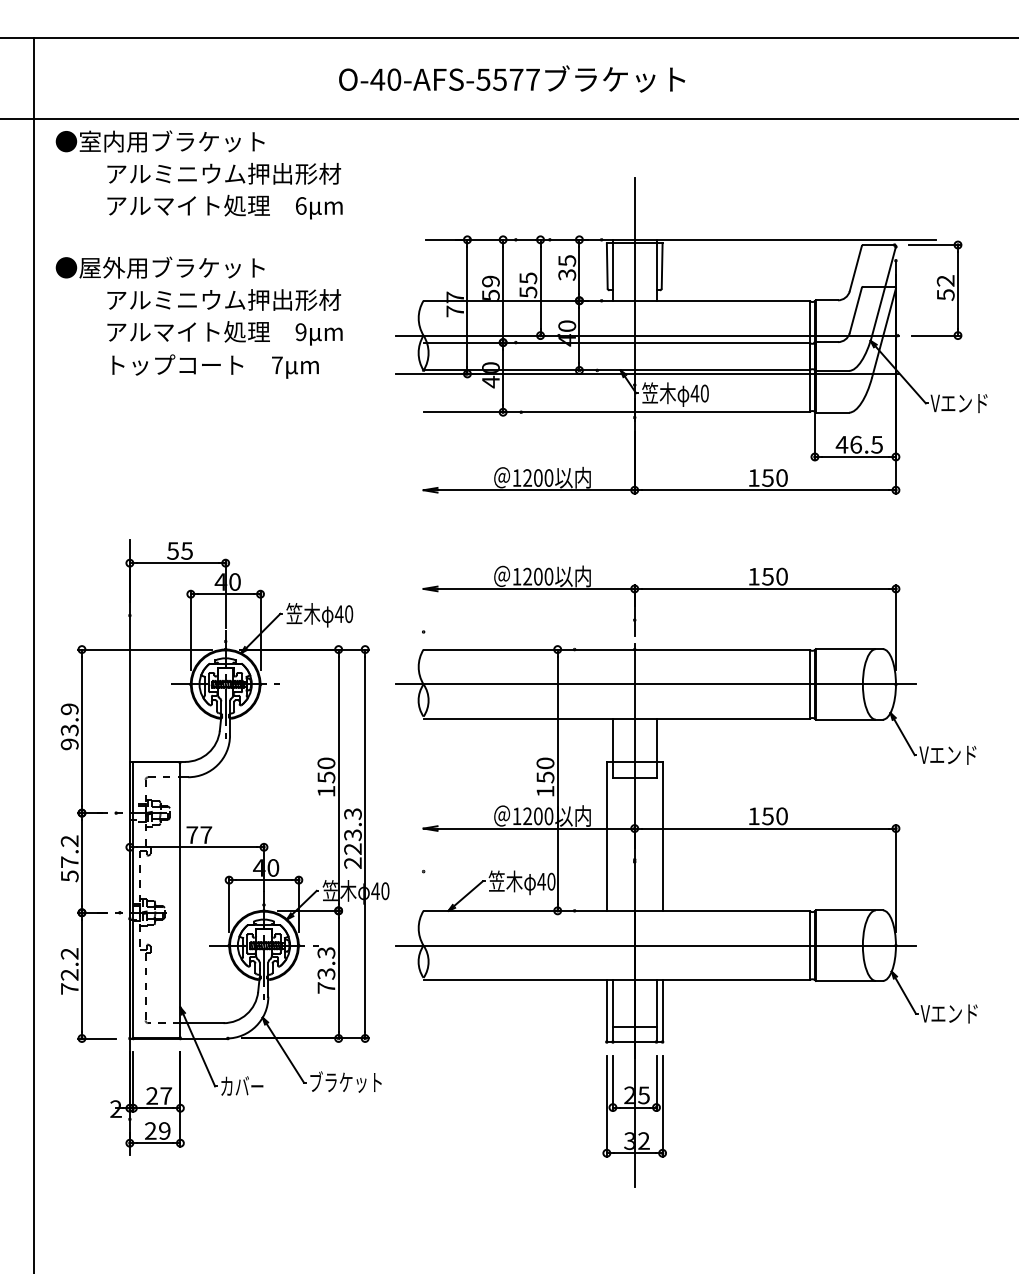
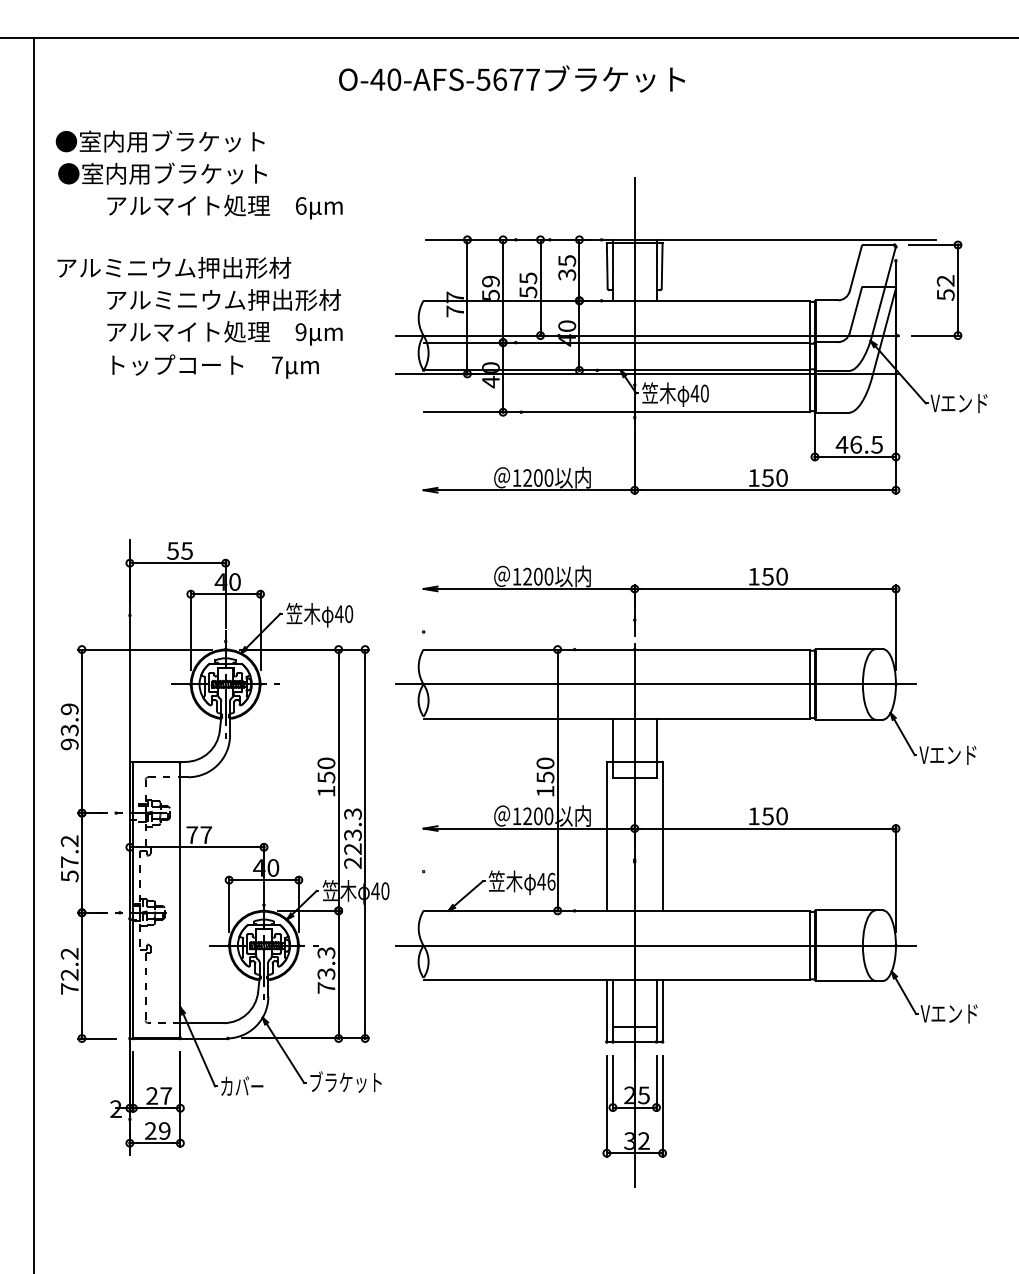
text: O-40-AFS-5577 -> O-40-AFS-5677 (500, 79)
line: present -> none (508, 118)
text: アルミニウム押出形材 -> ●室内用ブラケット (199, 173)
text: ●屋外用ブラケット -> アルミニウム押出形材 (173, 267)
text: 40 -> 46 (551, 881)
